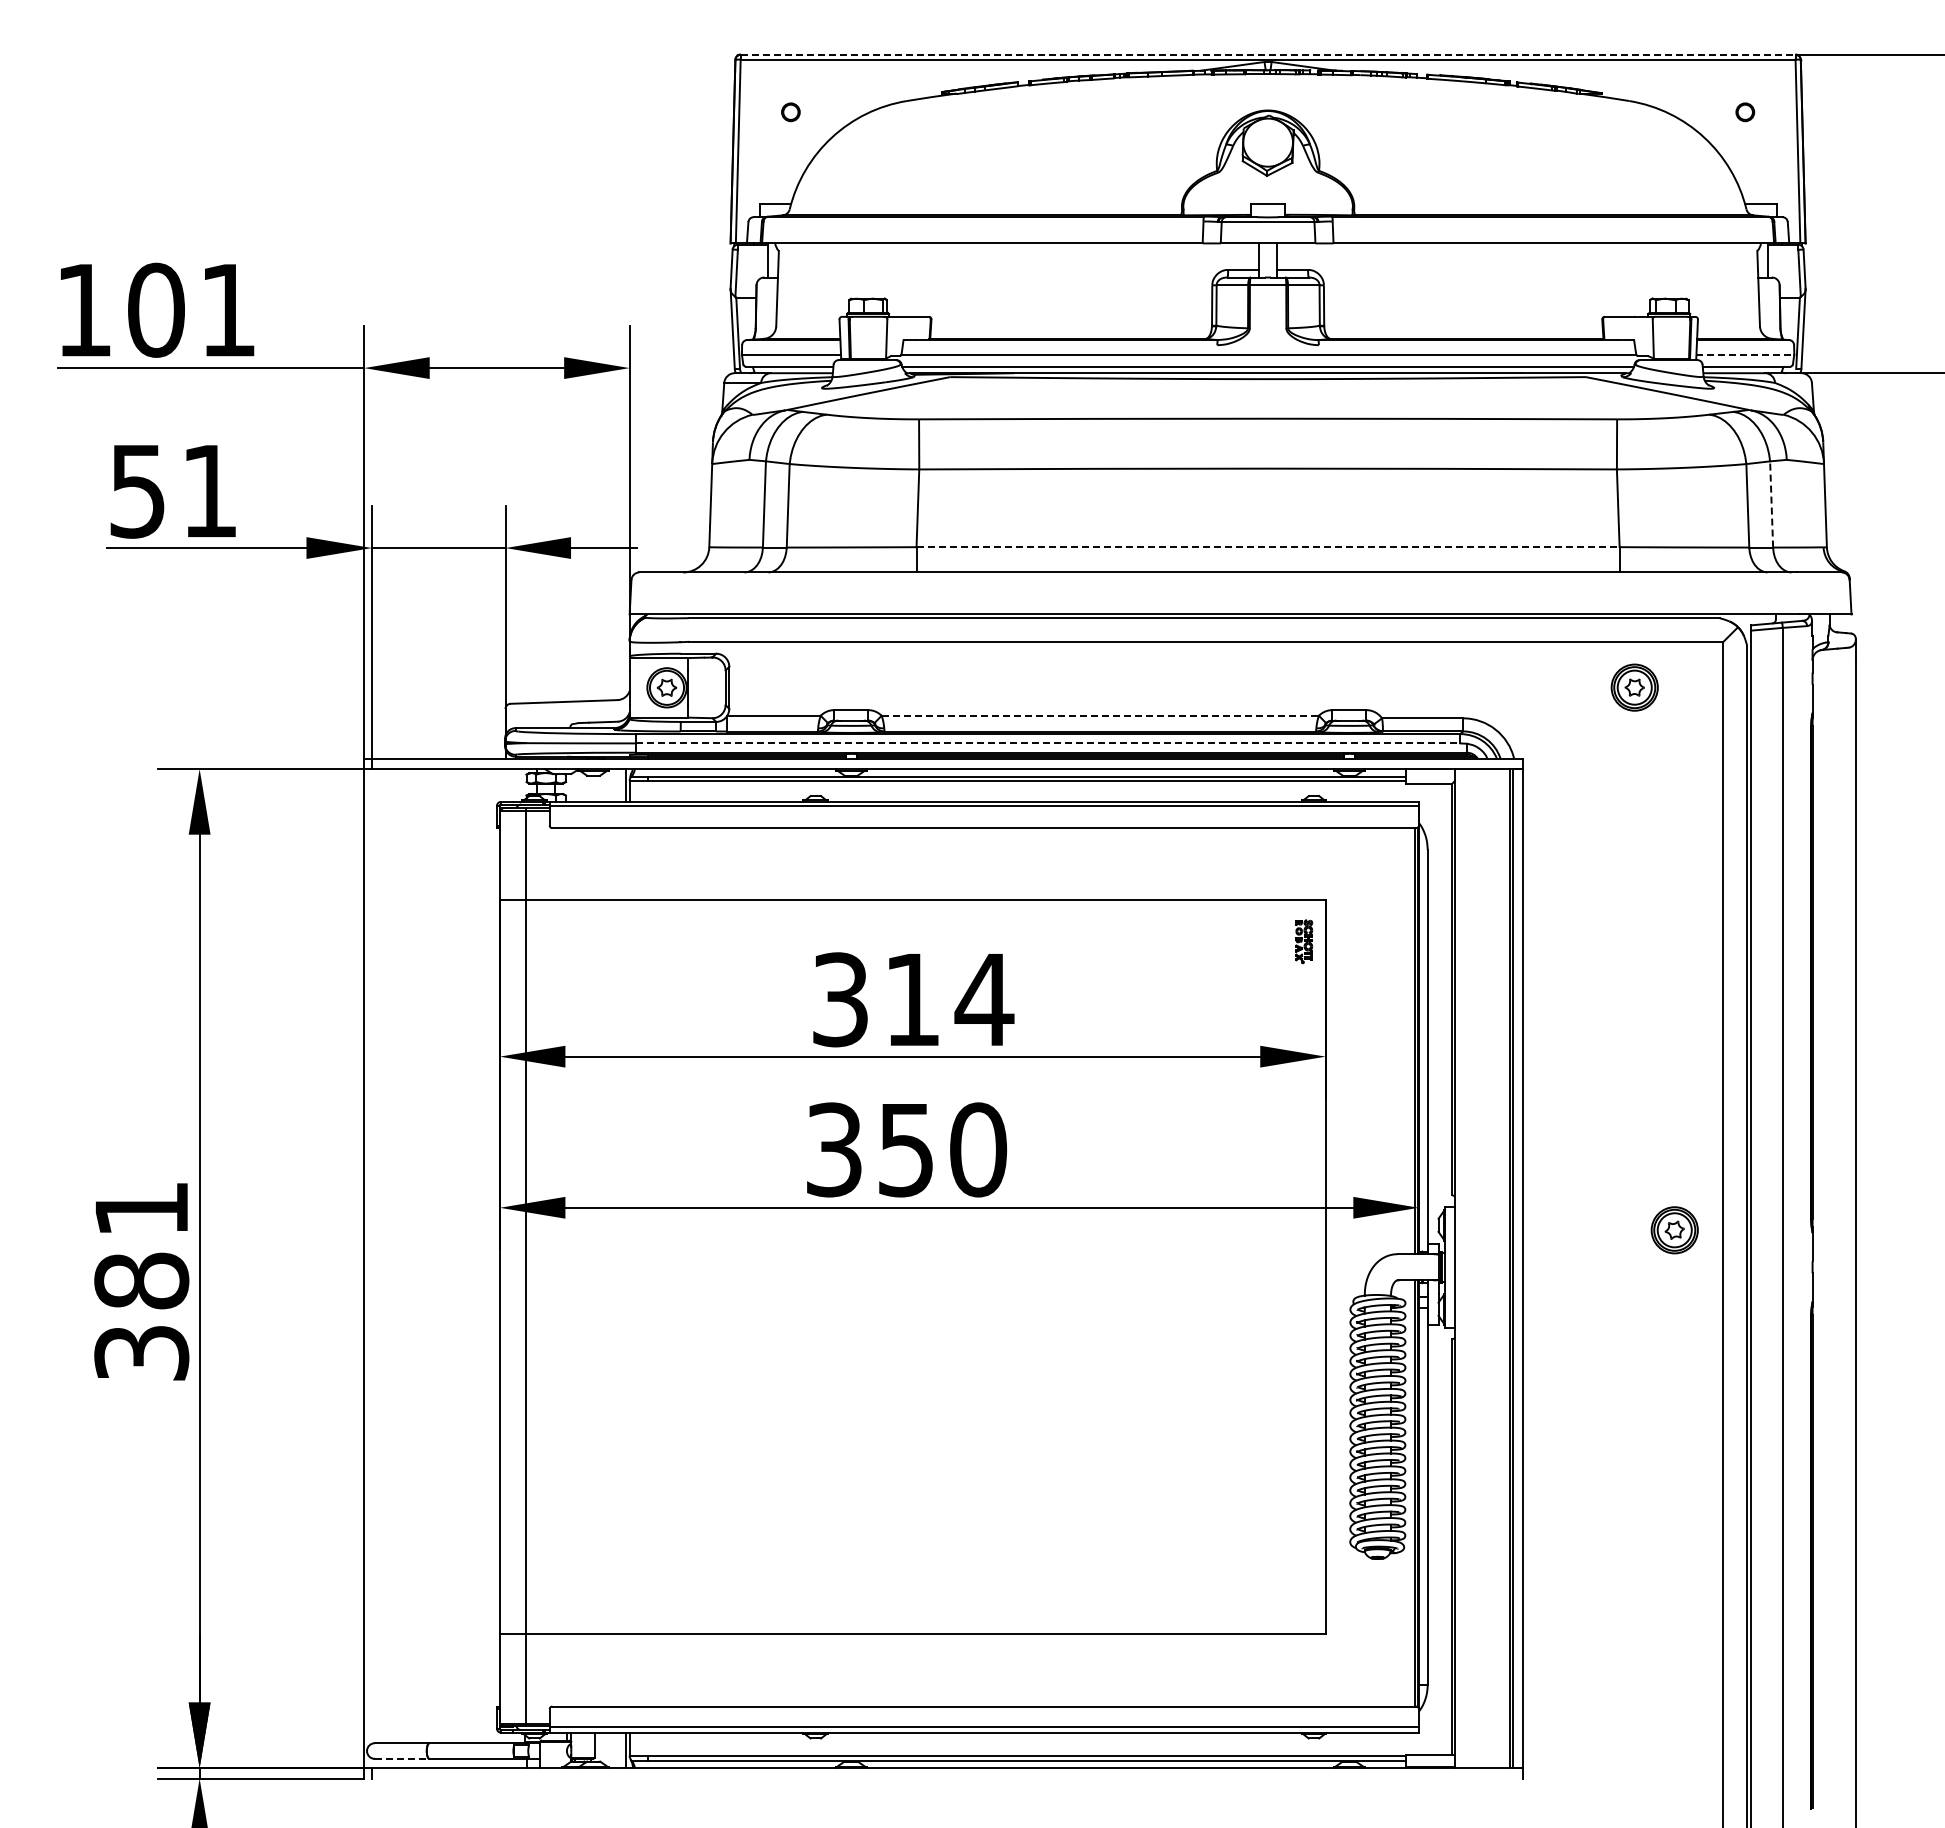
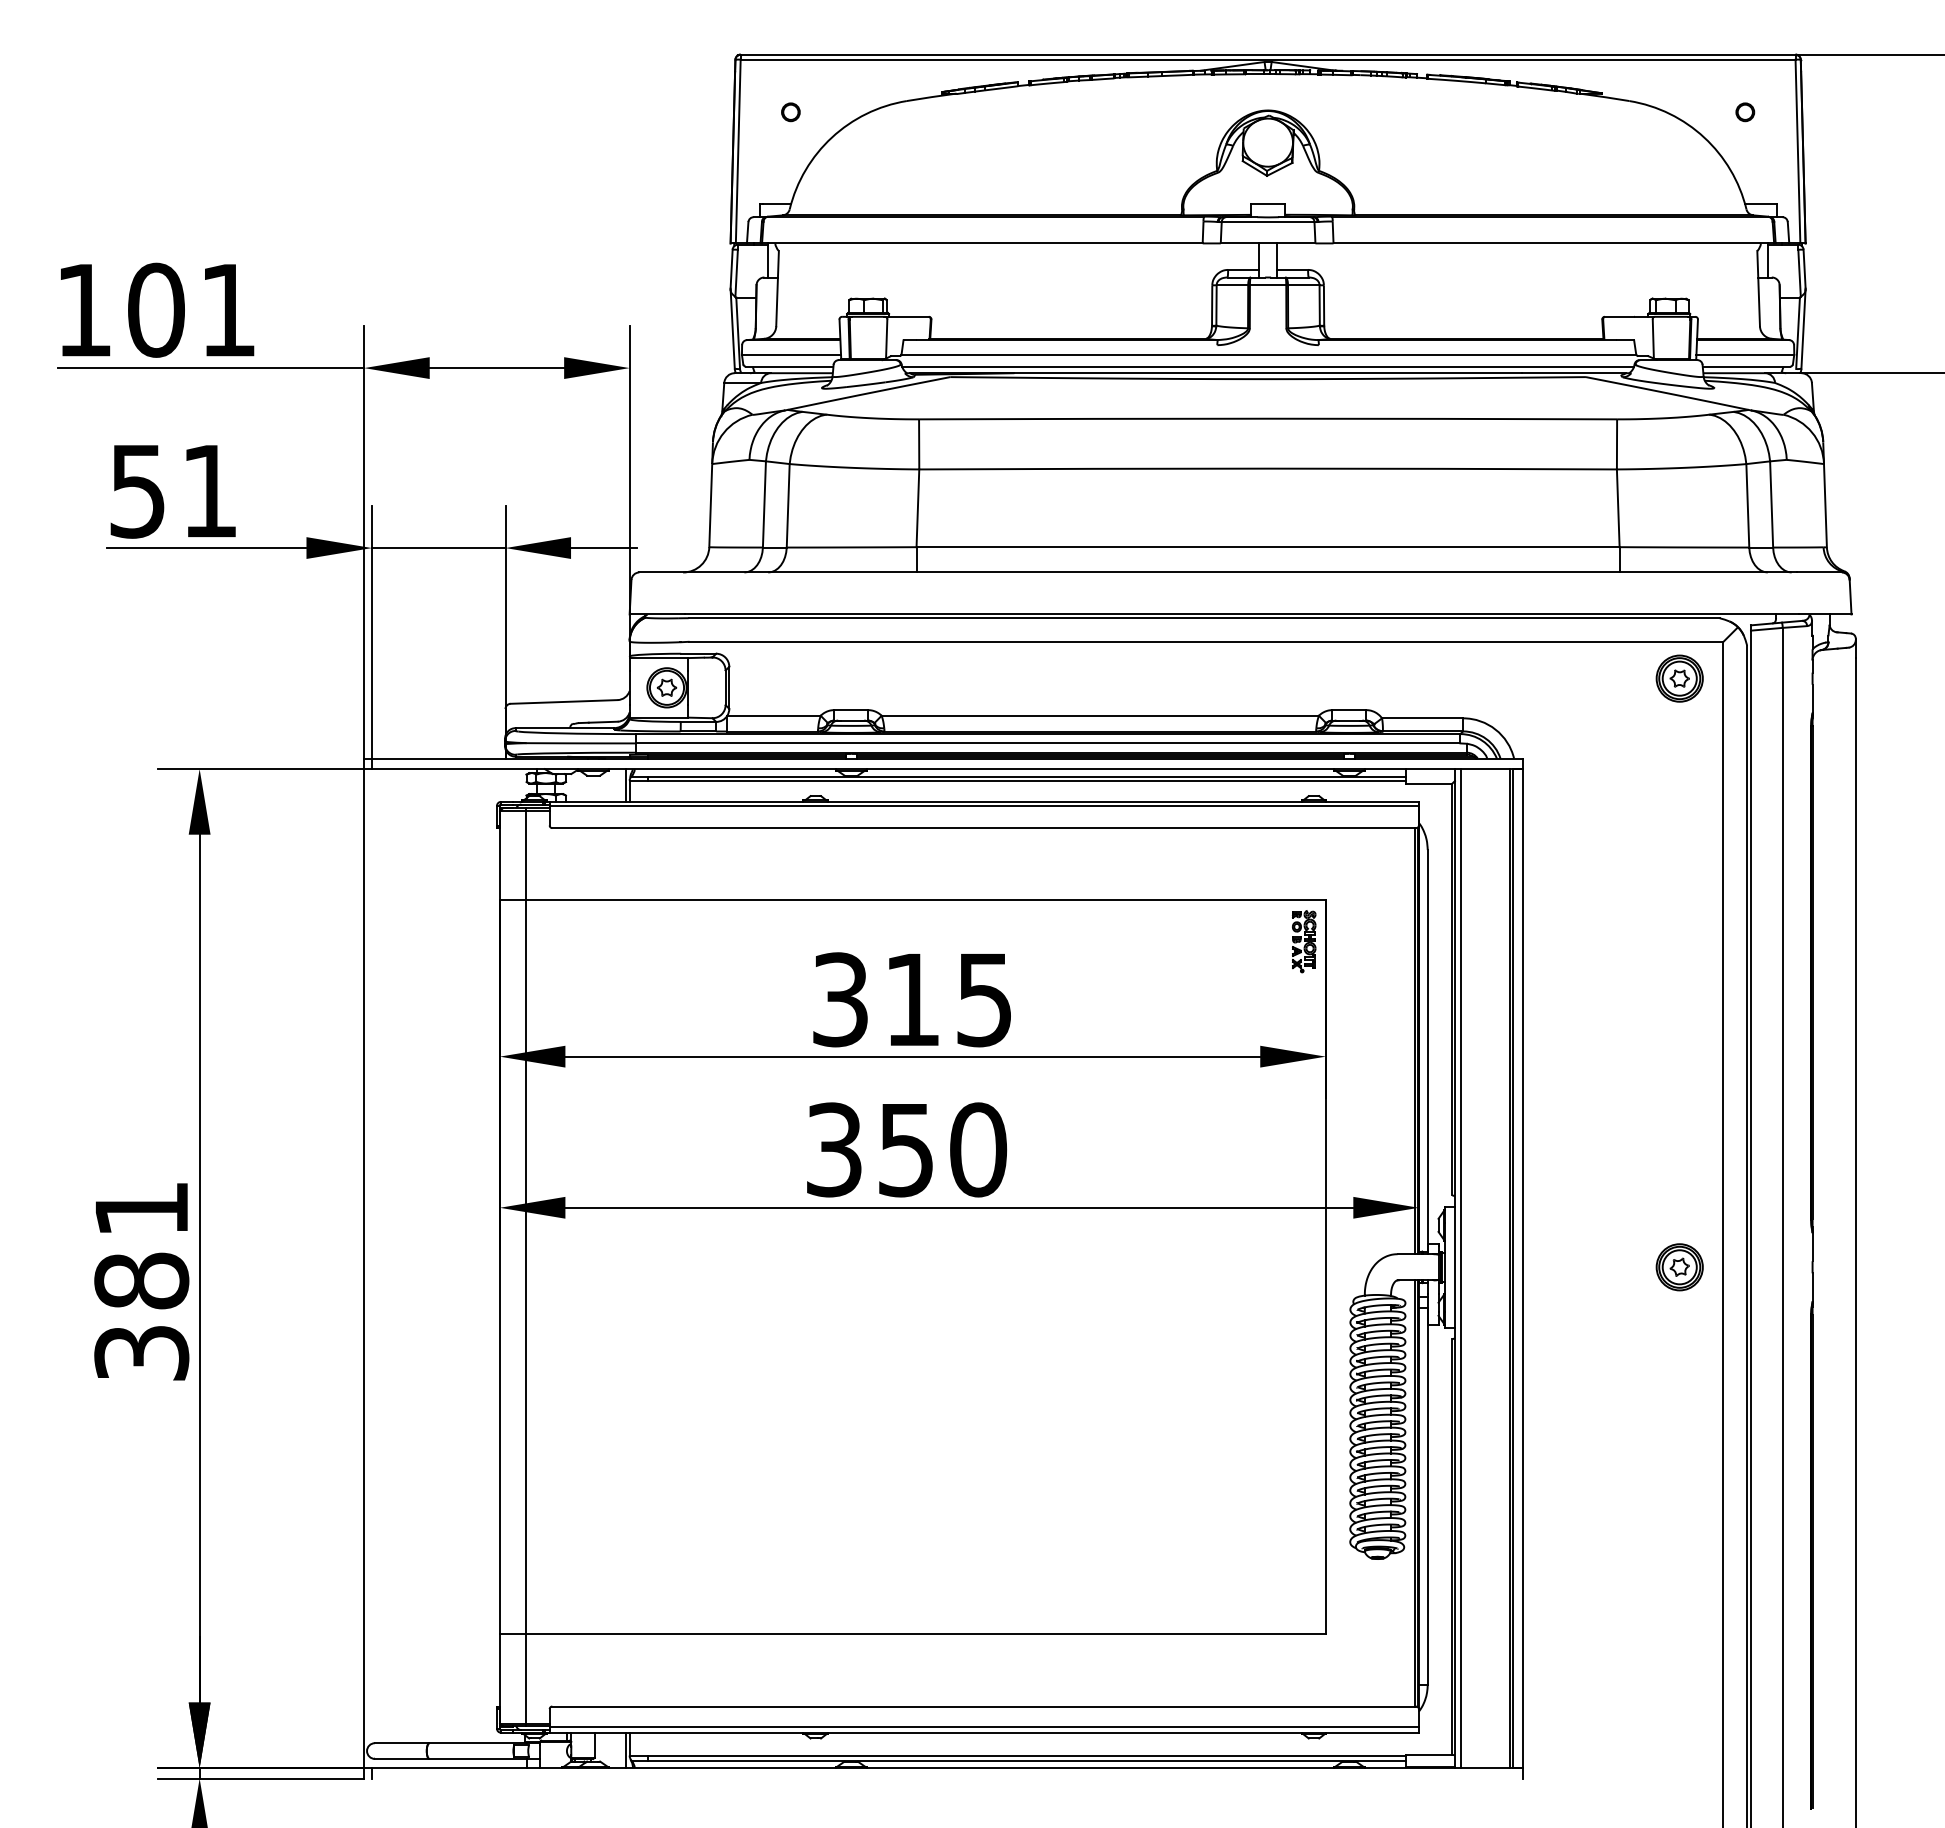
line: dashed -> solid (1268, 54)
line: dashed -> solid (1745, 354)
line: dashed -> solid (1771, 503)
line: dashed -> solid (1268, 547)
part position: (1634, 687) -> (1679, 678) (1679, 678)
line: dashed -> solid (1100, 715)
line: dashed -> solid (1048, 743)
part size: 19x46 px -> 25x64 px (1304, 941)
text: 314 -> 315 (984, 1000)
part position: (1674, 1230) -> (1679, 1267) (1679, 1267)
line: none -> present (1461, 1268)
line: dashed -> solid (402, 1758)
